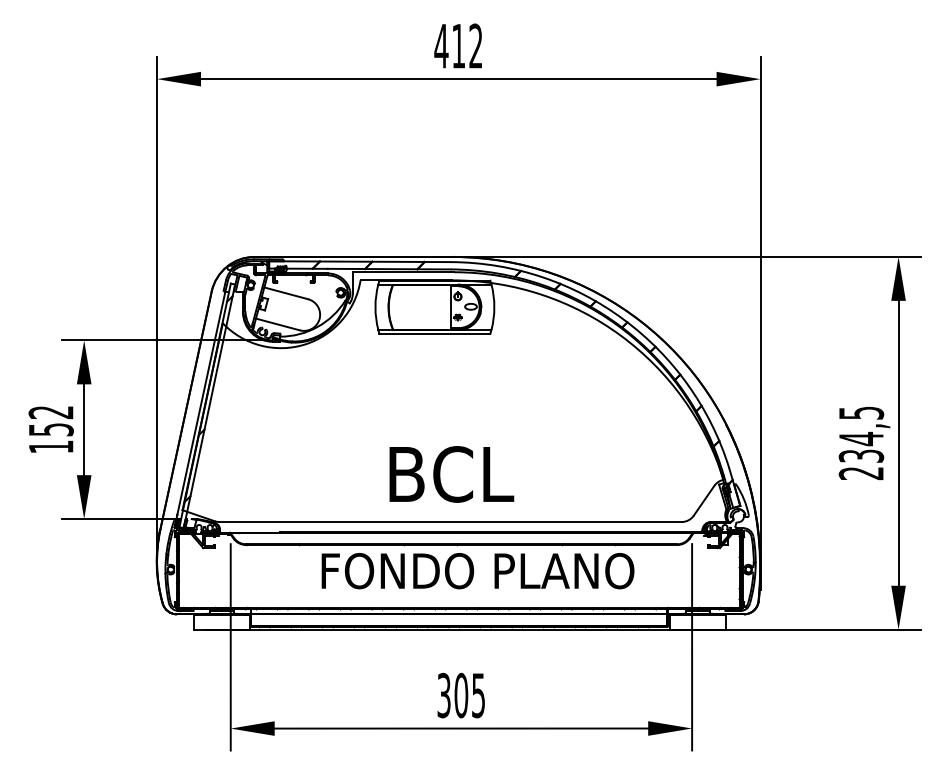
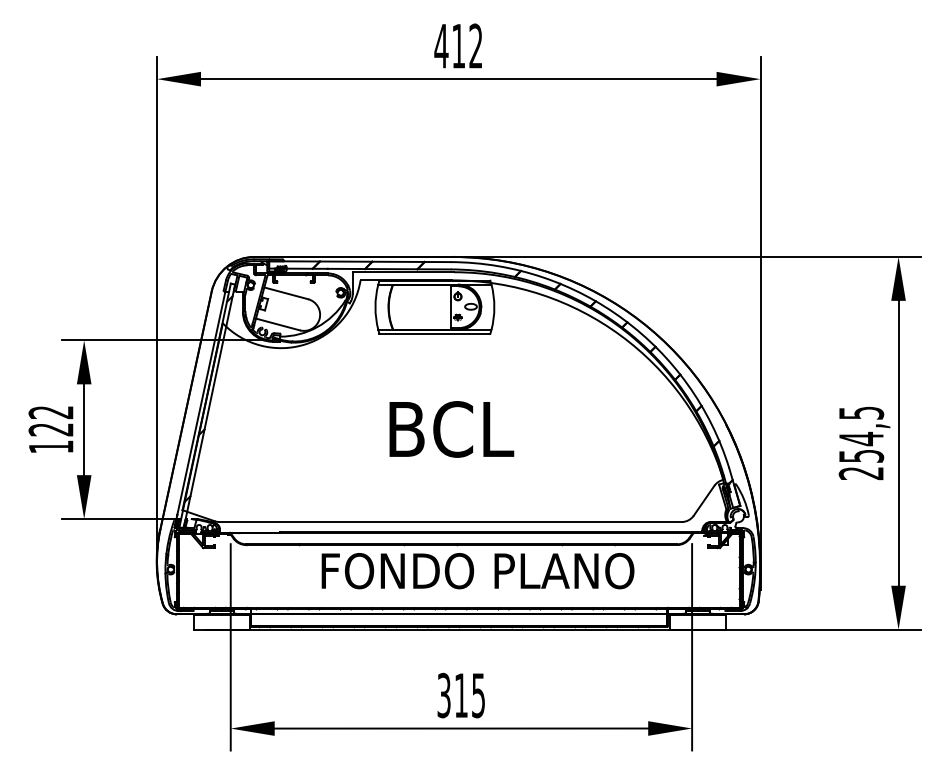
text: 152 -> 122 (50, 429)
text: 234,5 -> 254,5 (860, 455)
text position: (451, 474) -> (451, 429) (451, 429)
text: 305 -> 315 (461, 695)
